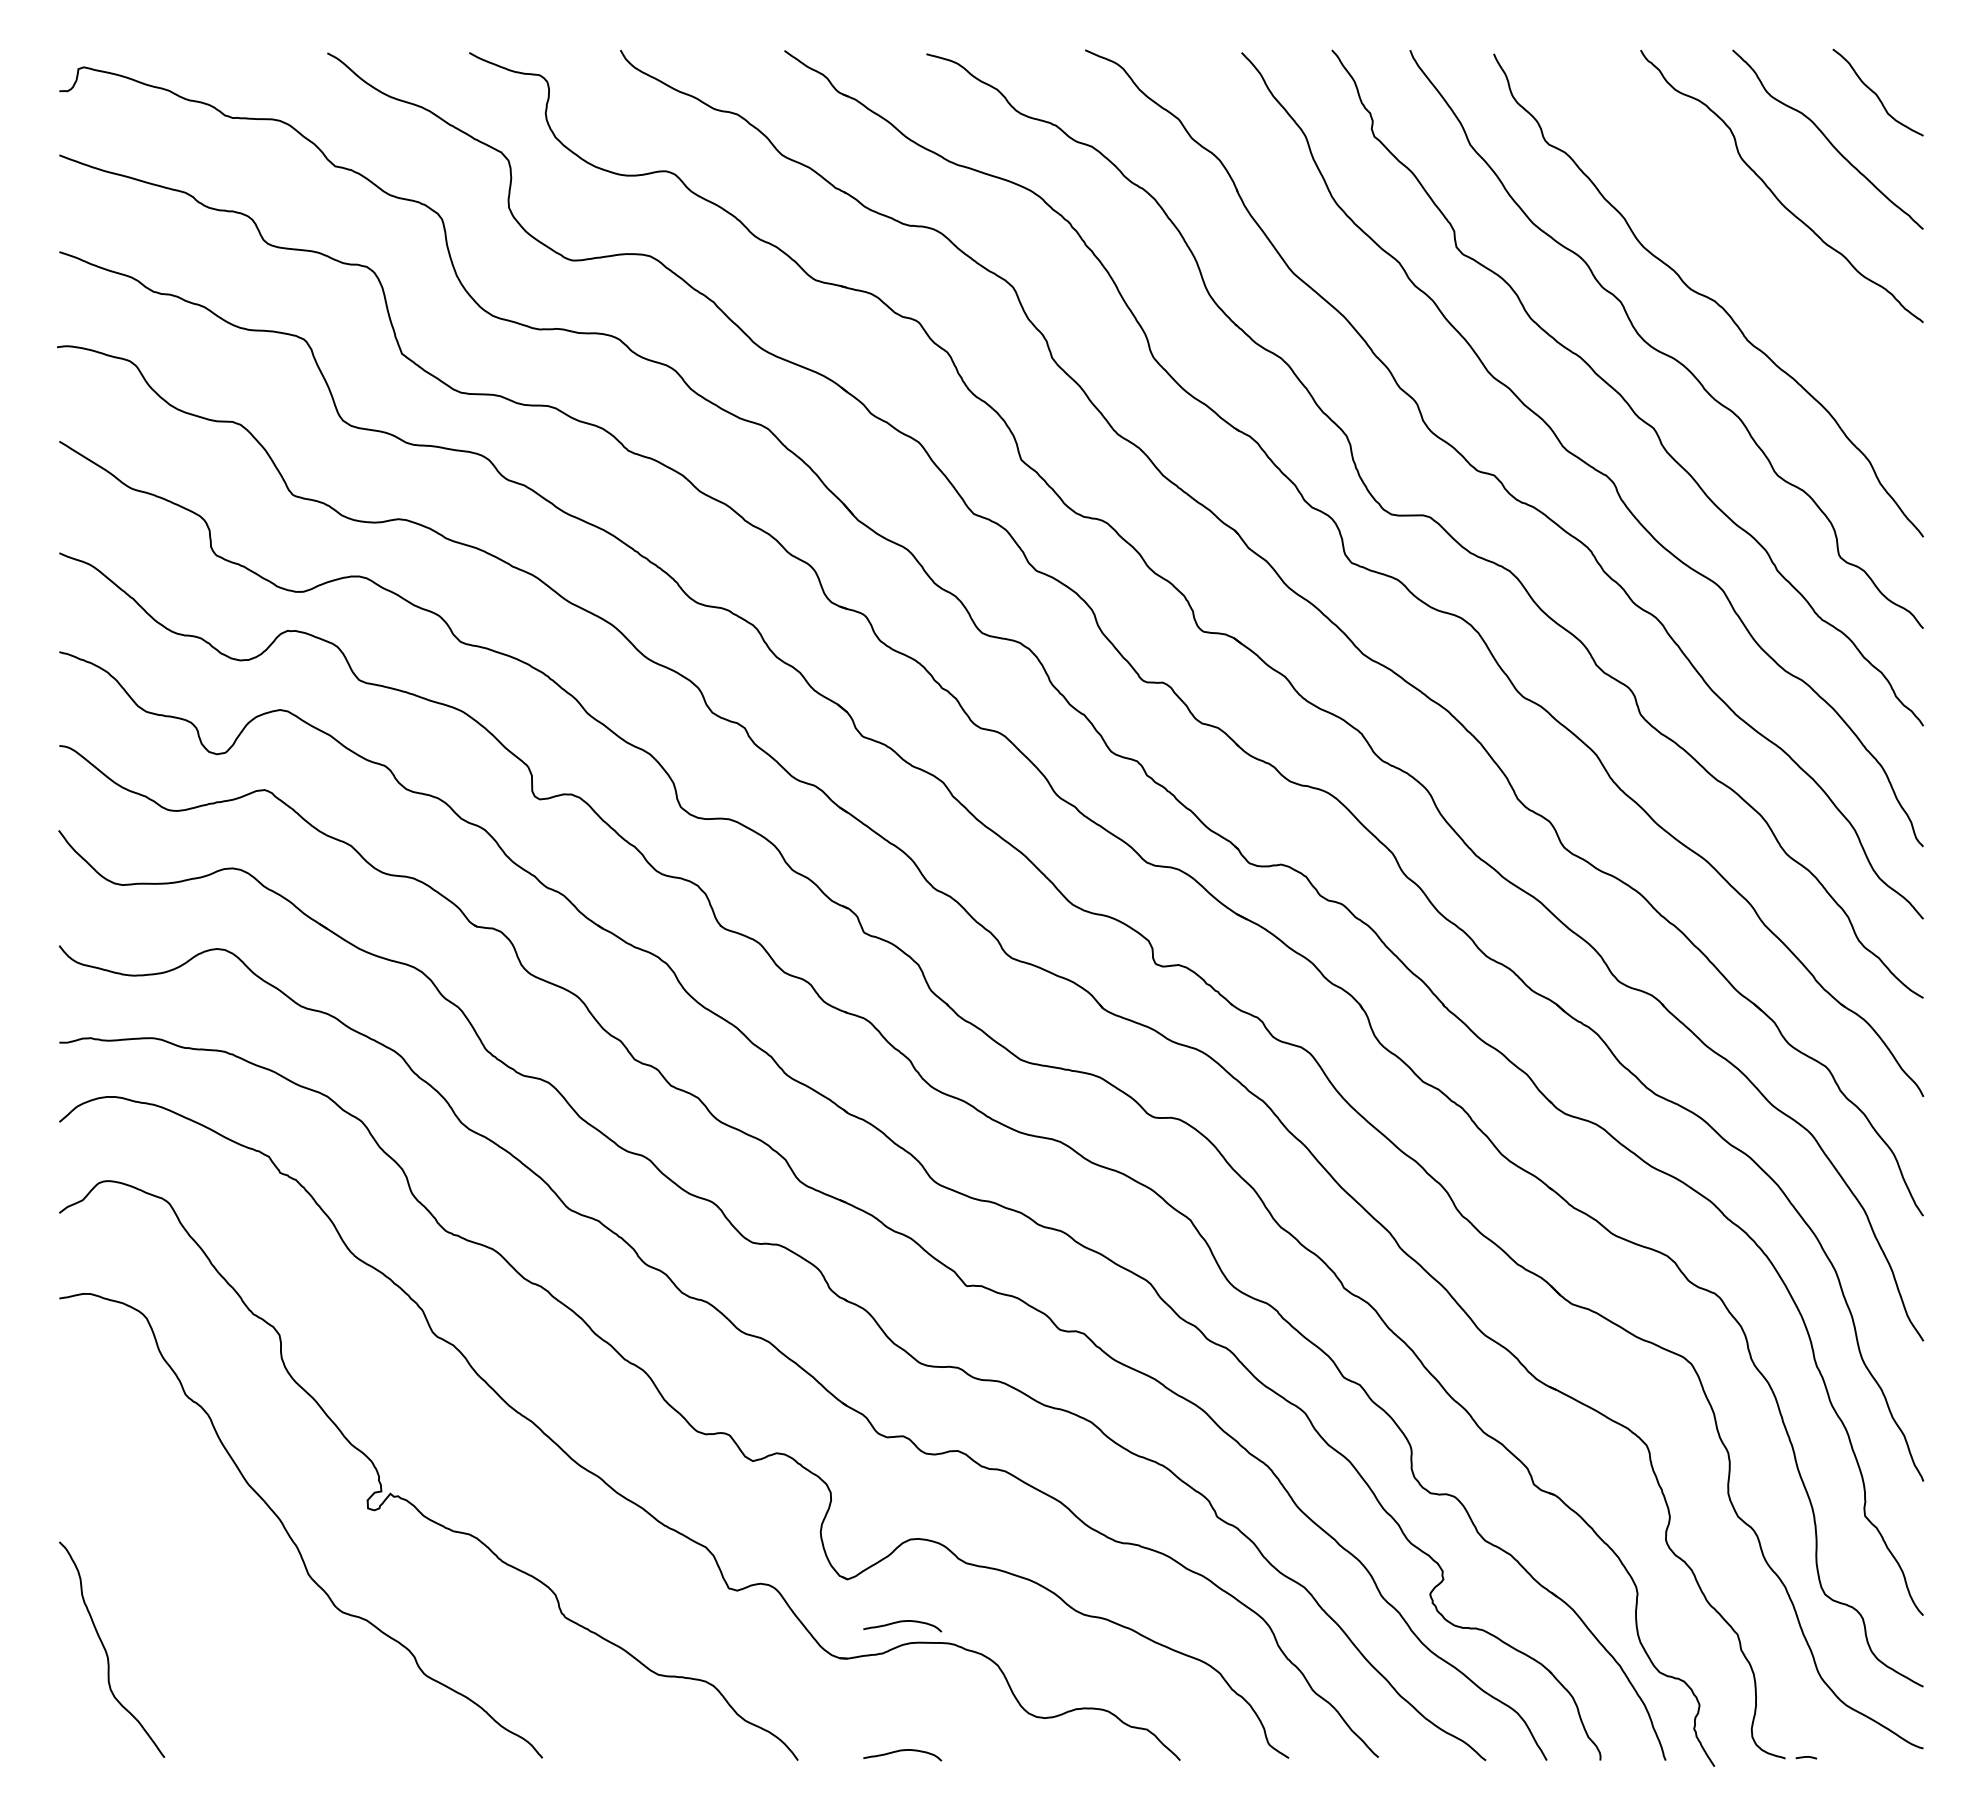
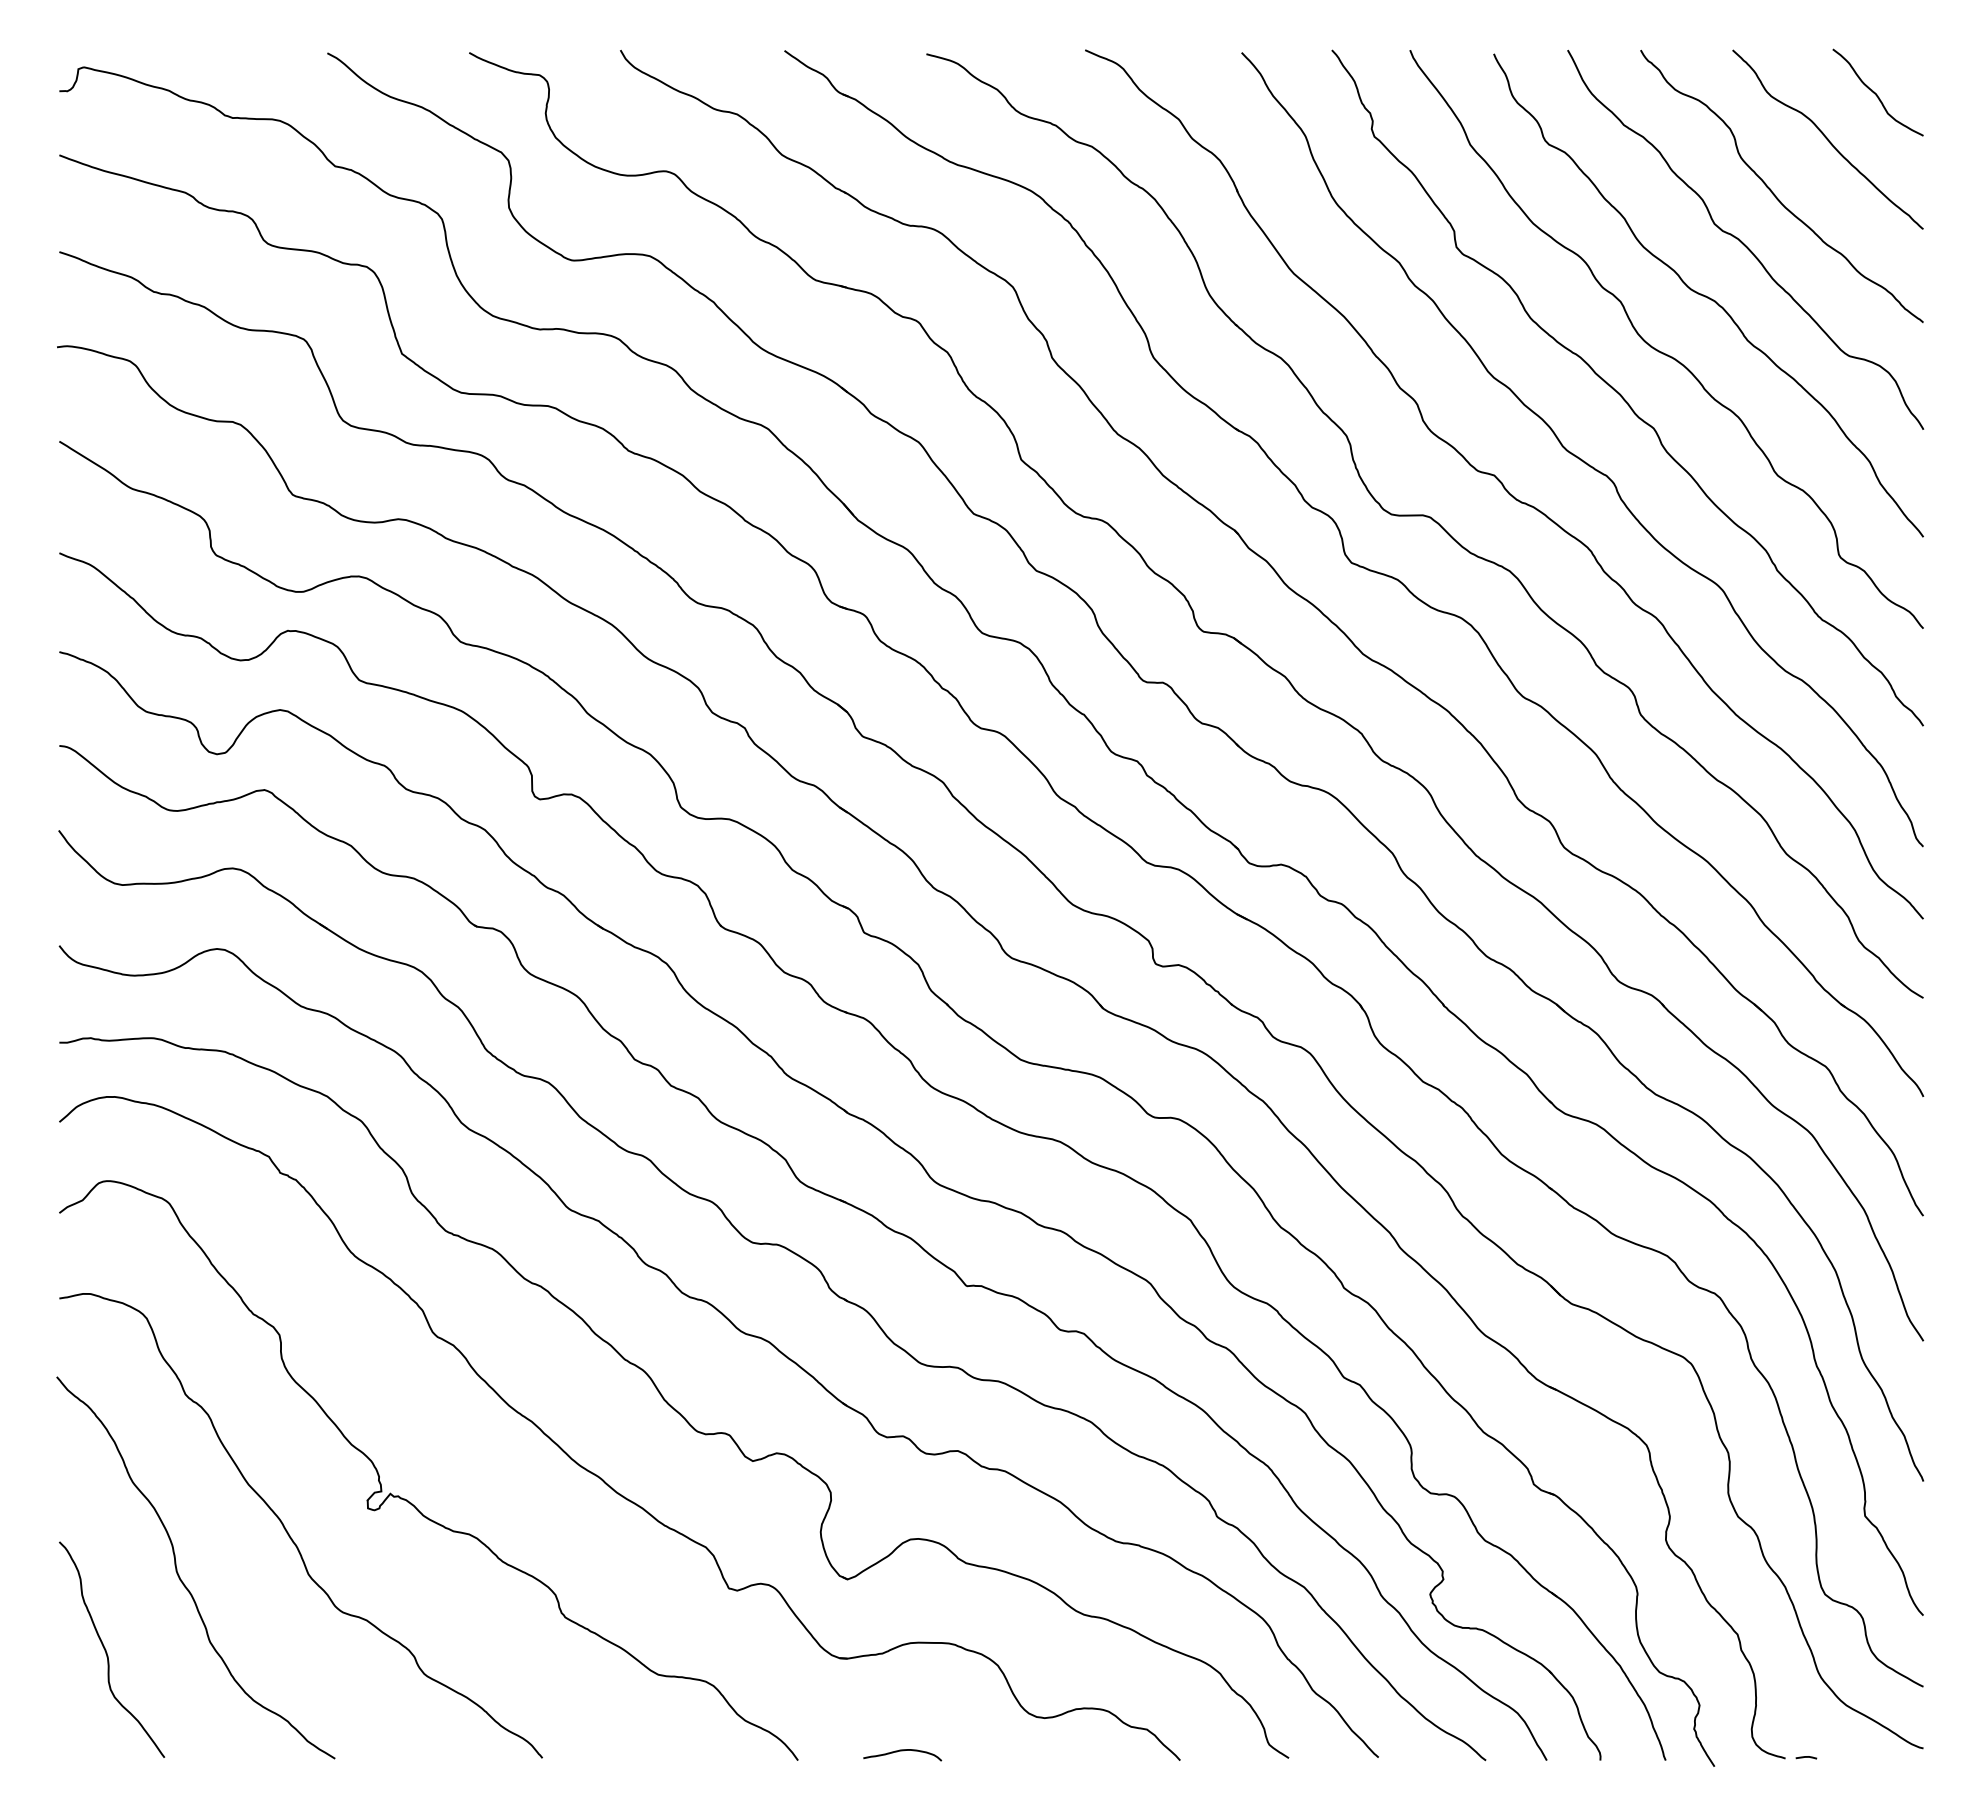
curve: none -> present (1742, 241)
curve: none -> present (178, 1572)
curve: present -> none (902, 1622)
